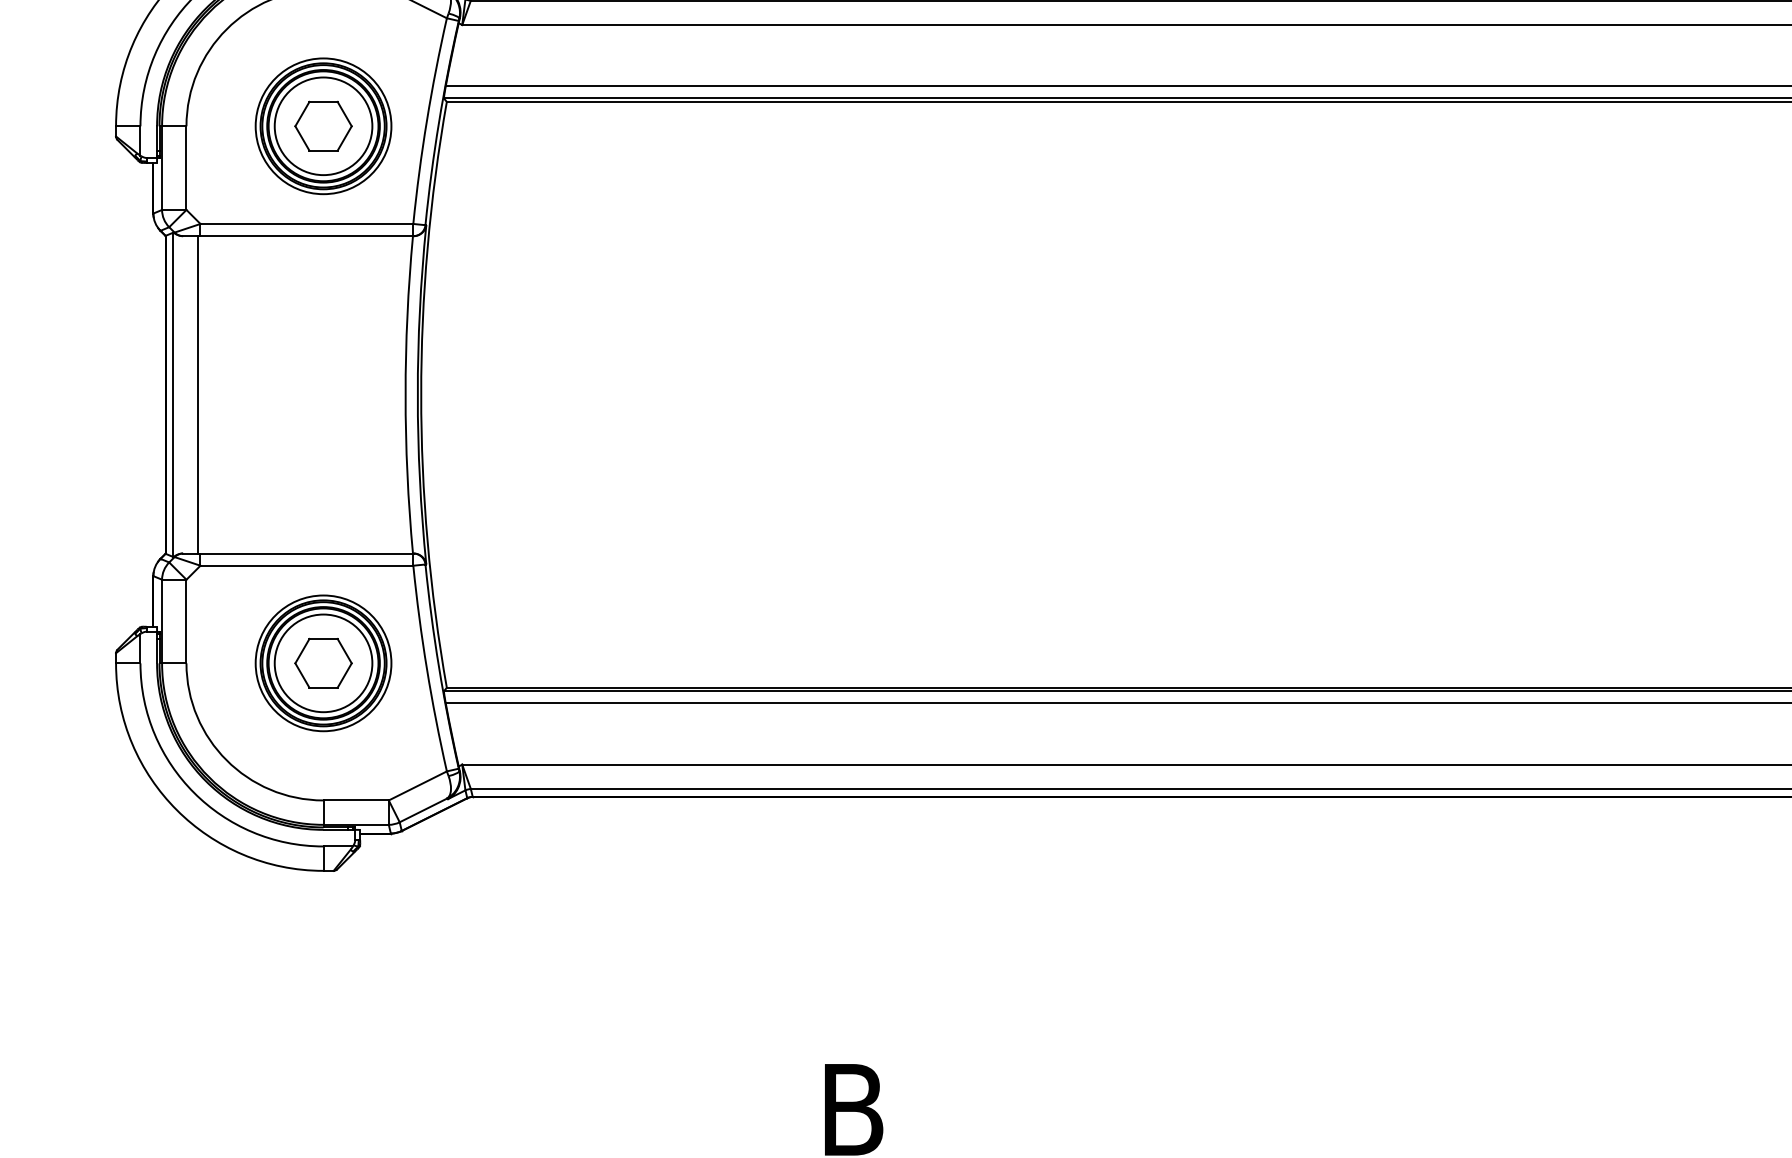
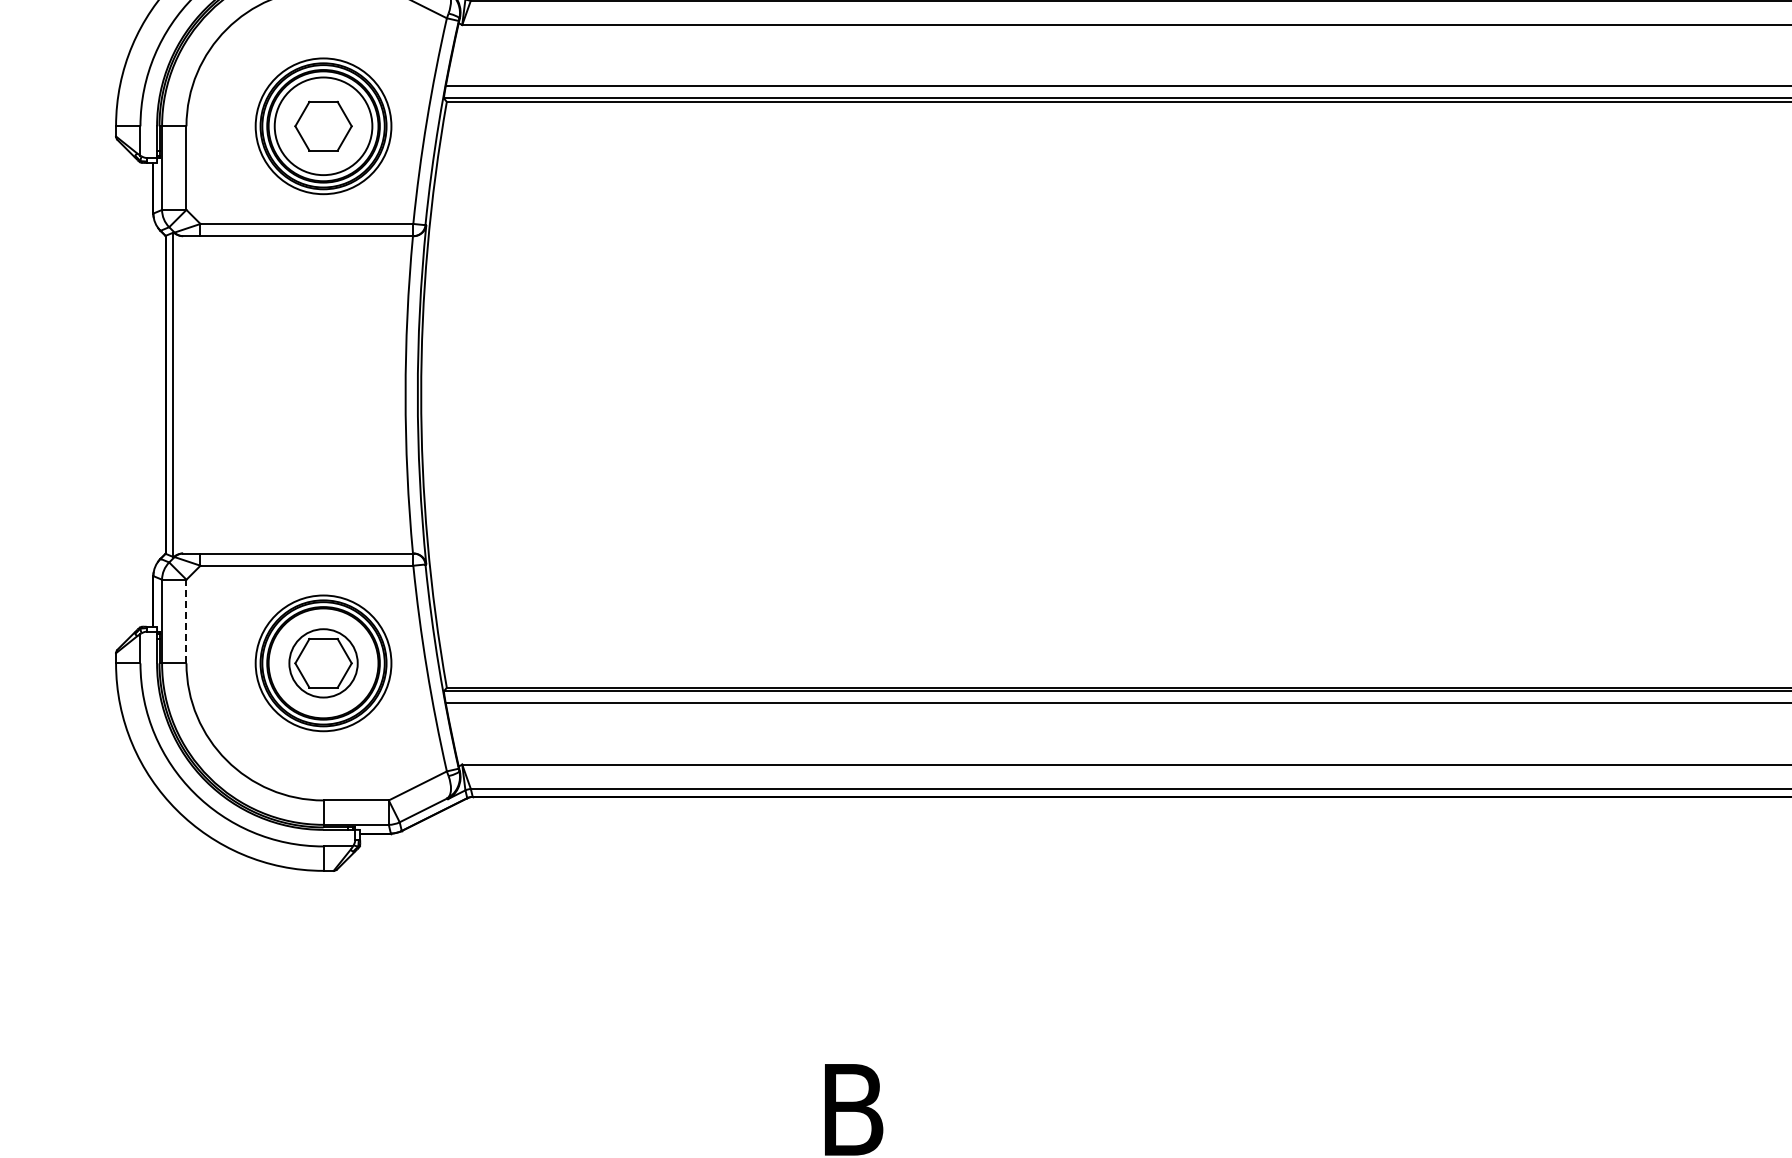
line: present -> none (197, 394)
line: solid -> dashed (186, 621)
circle diameter: 98 px -> 68 px (323, 663)
